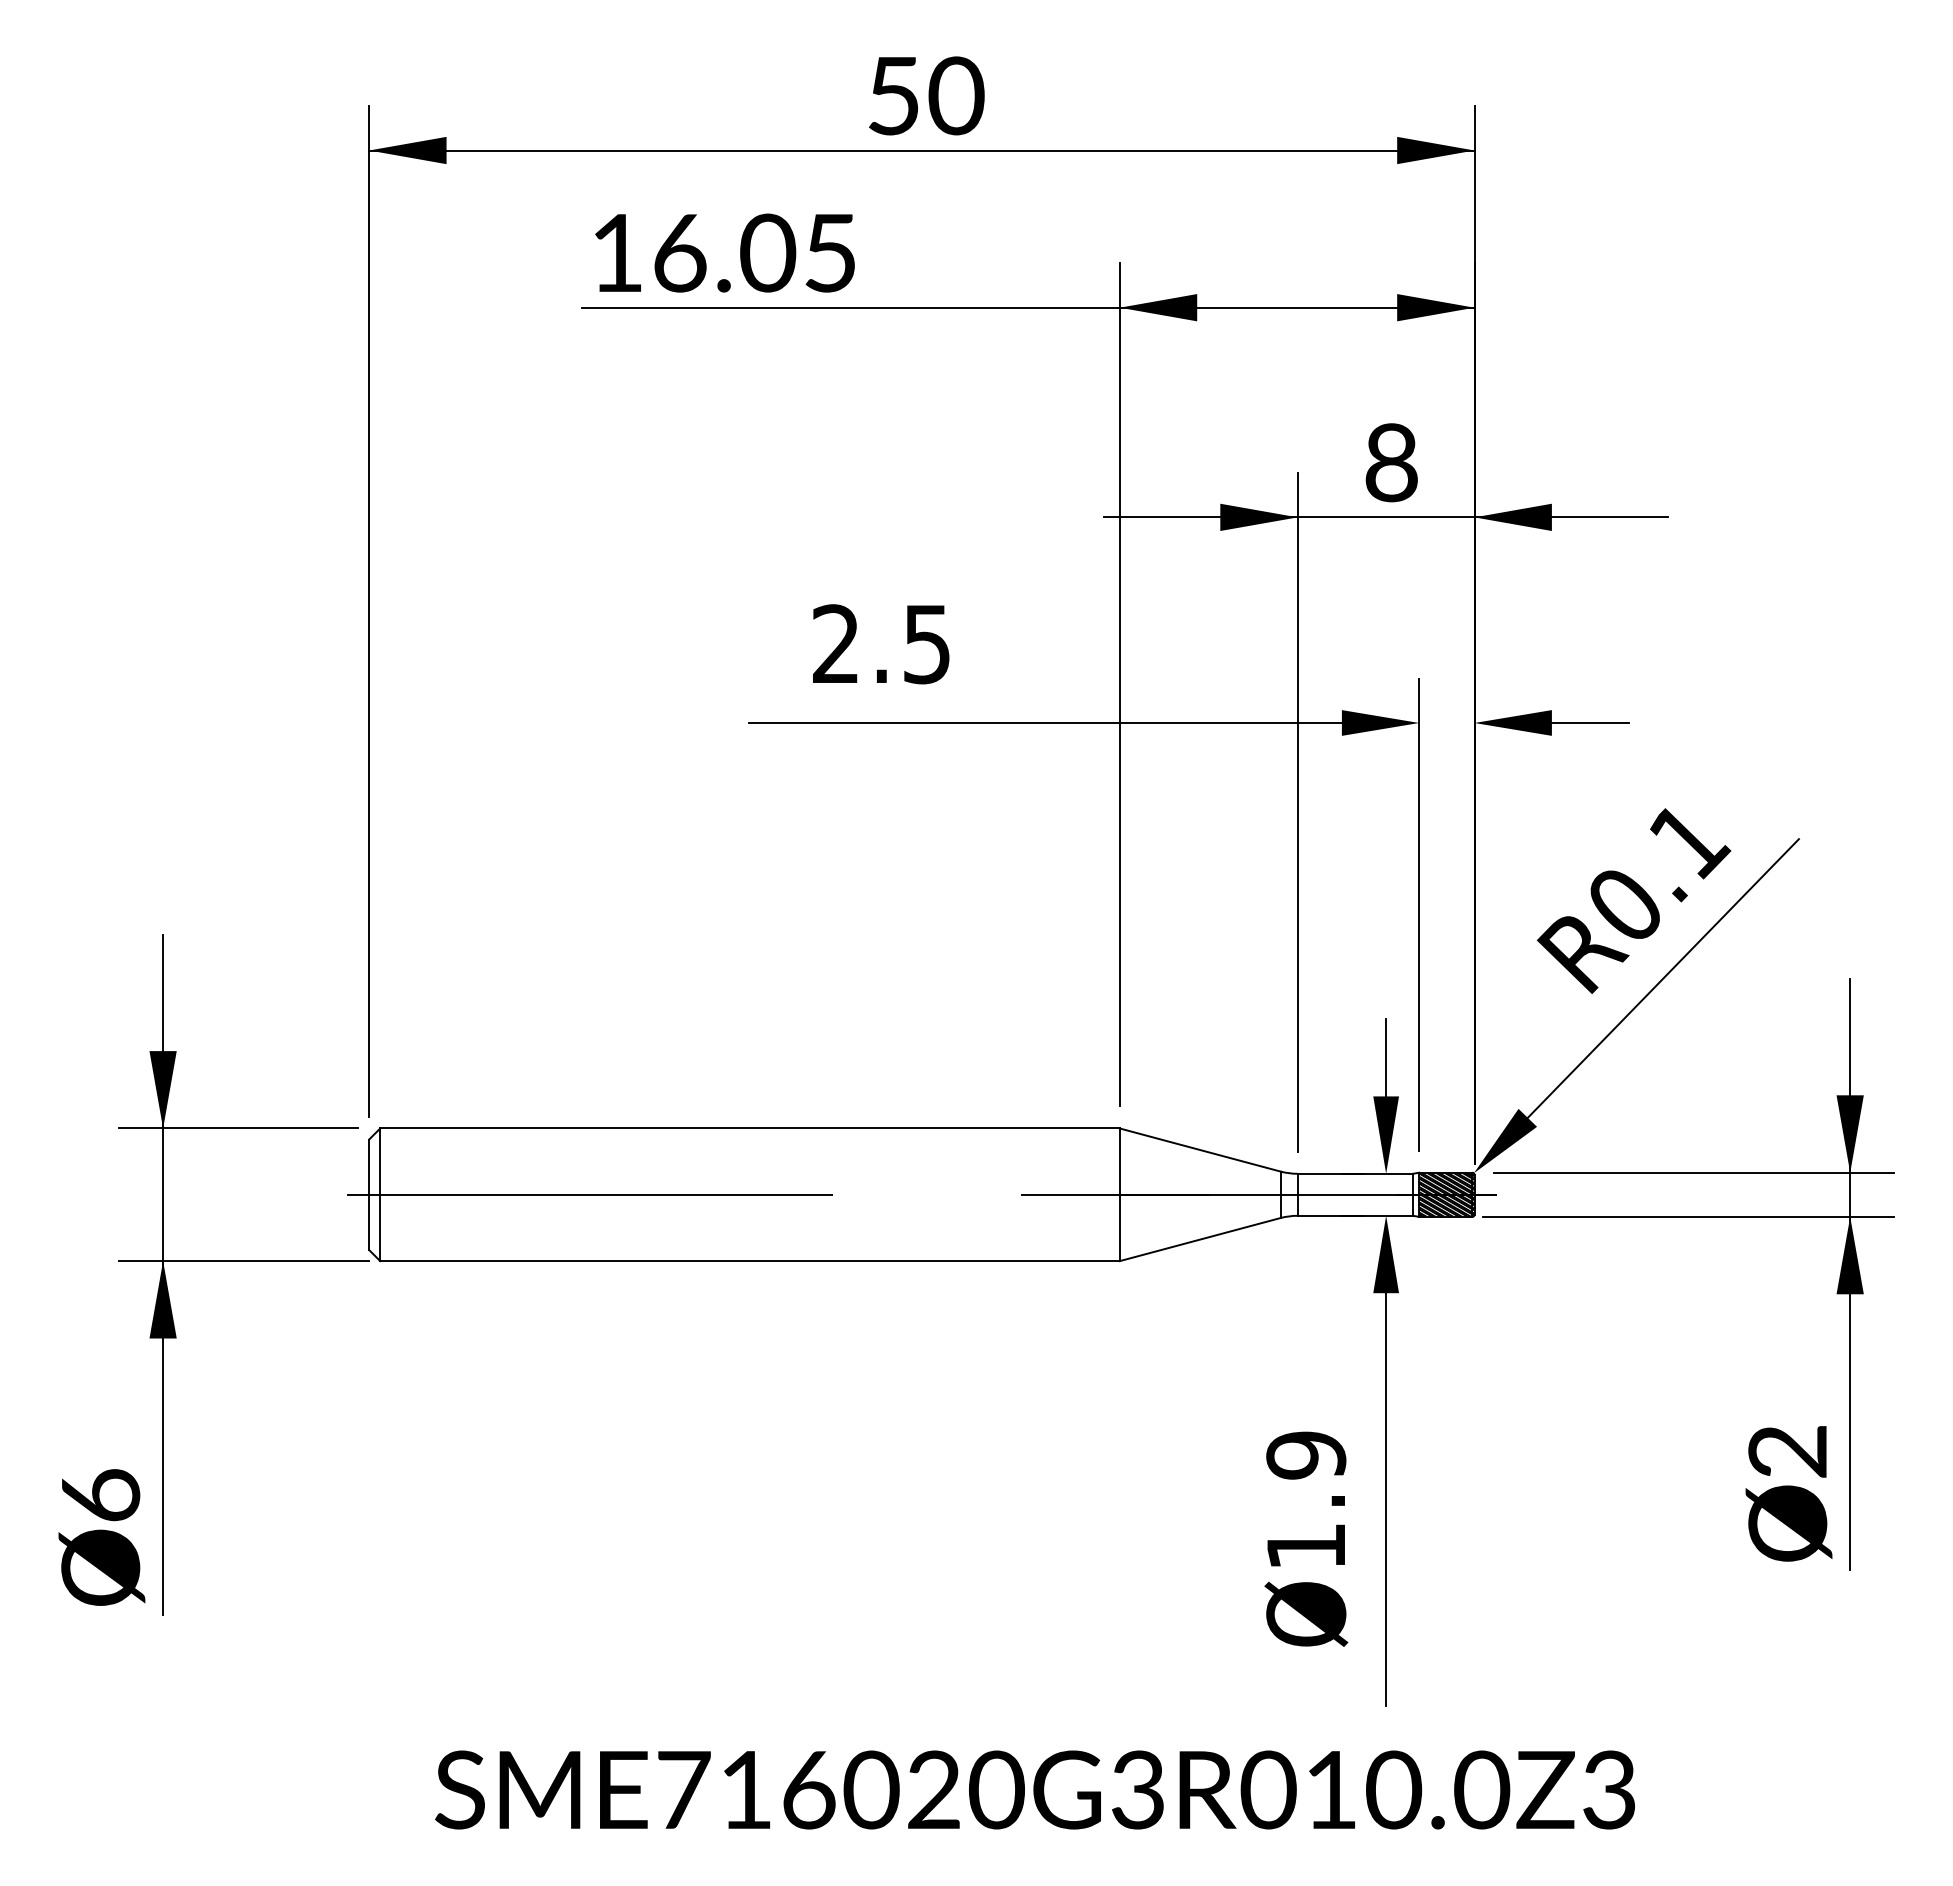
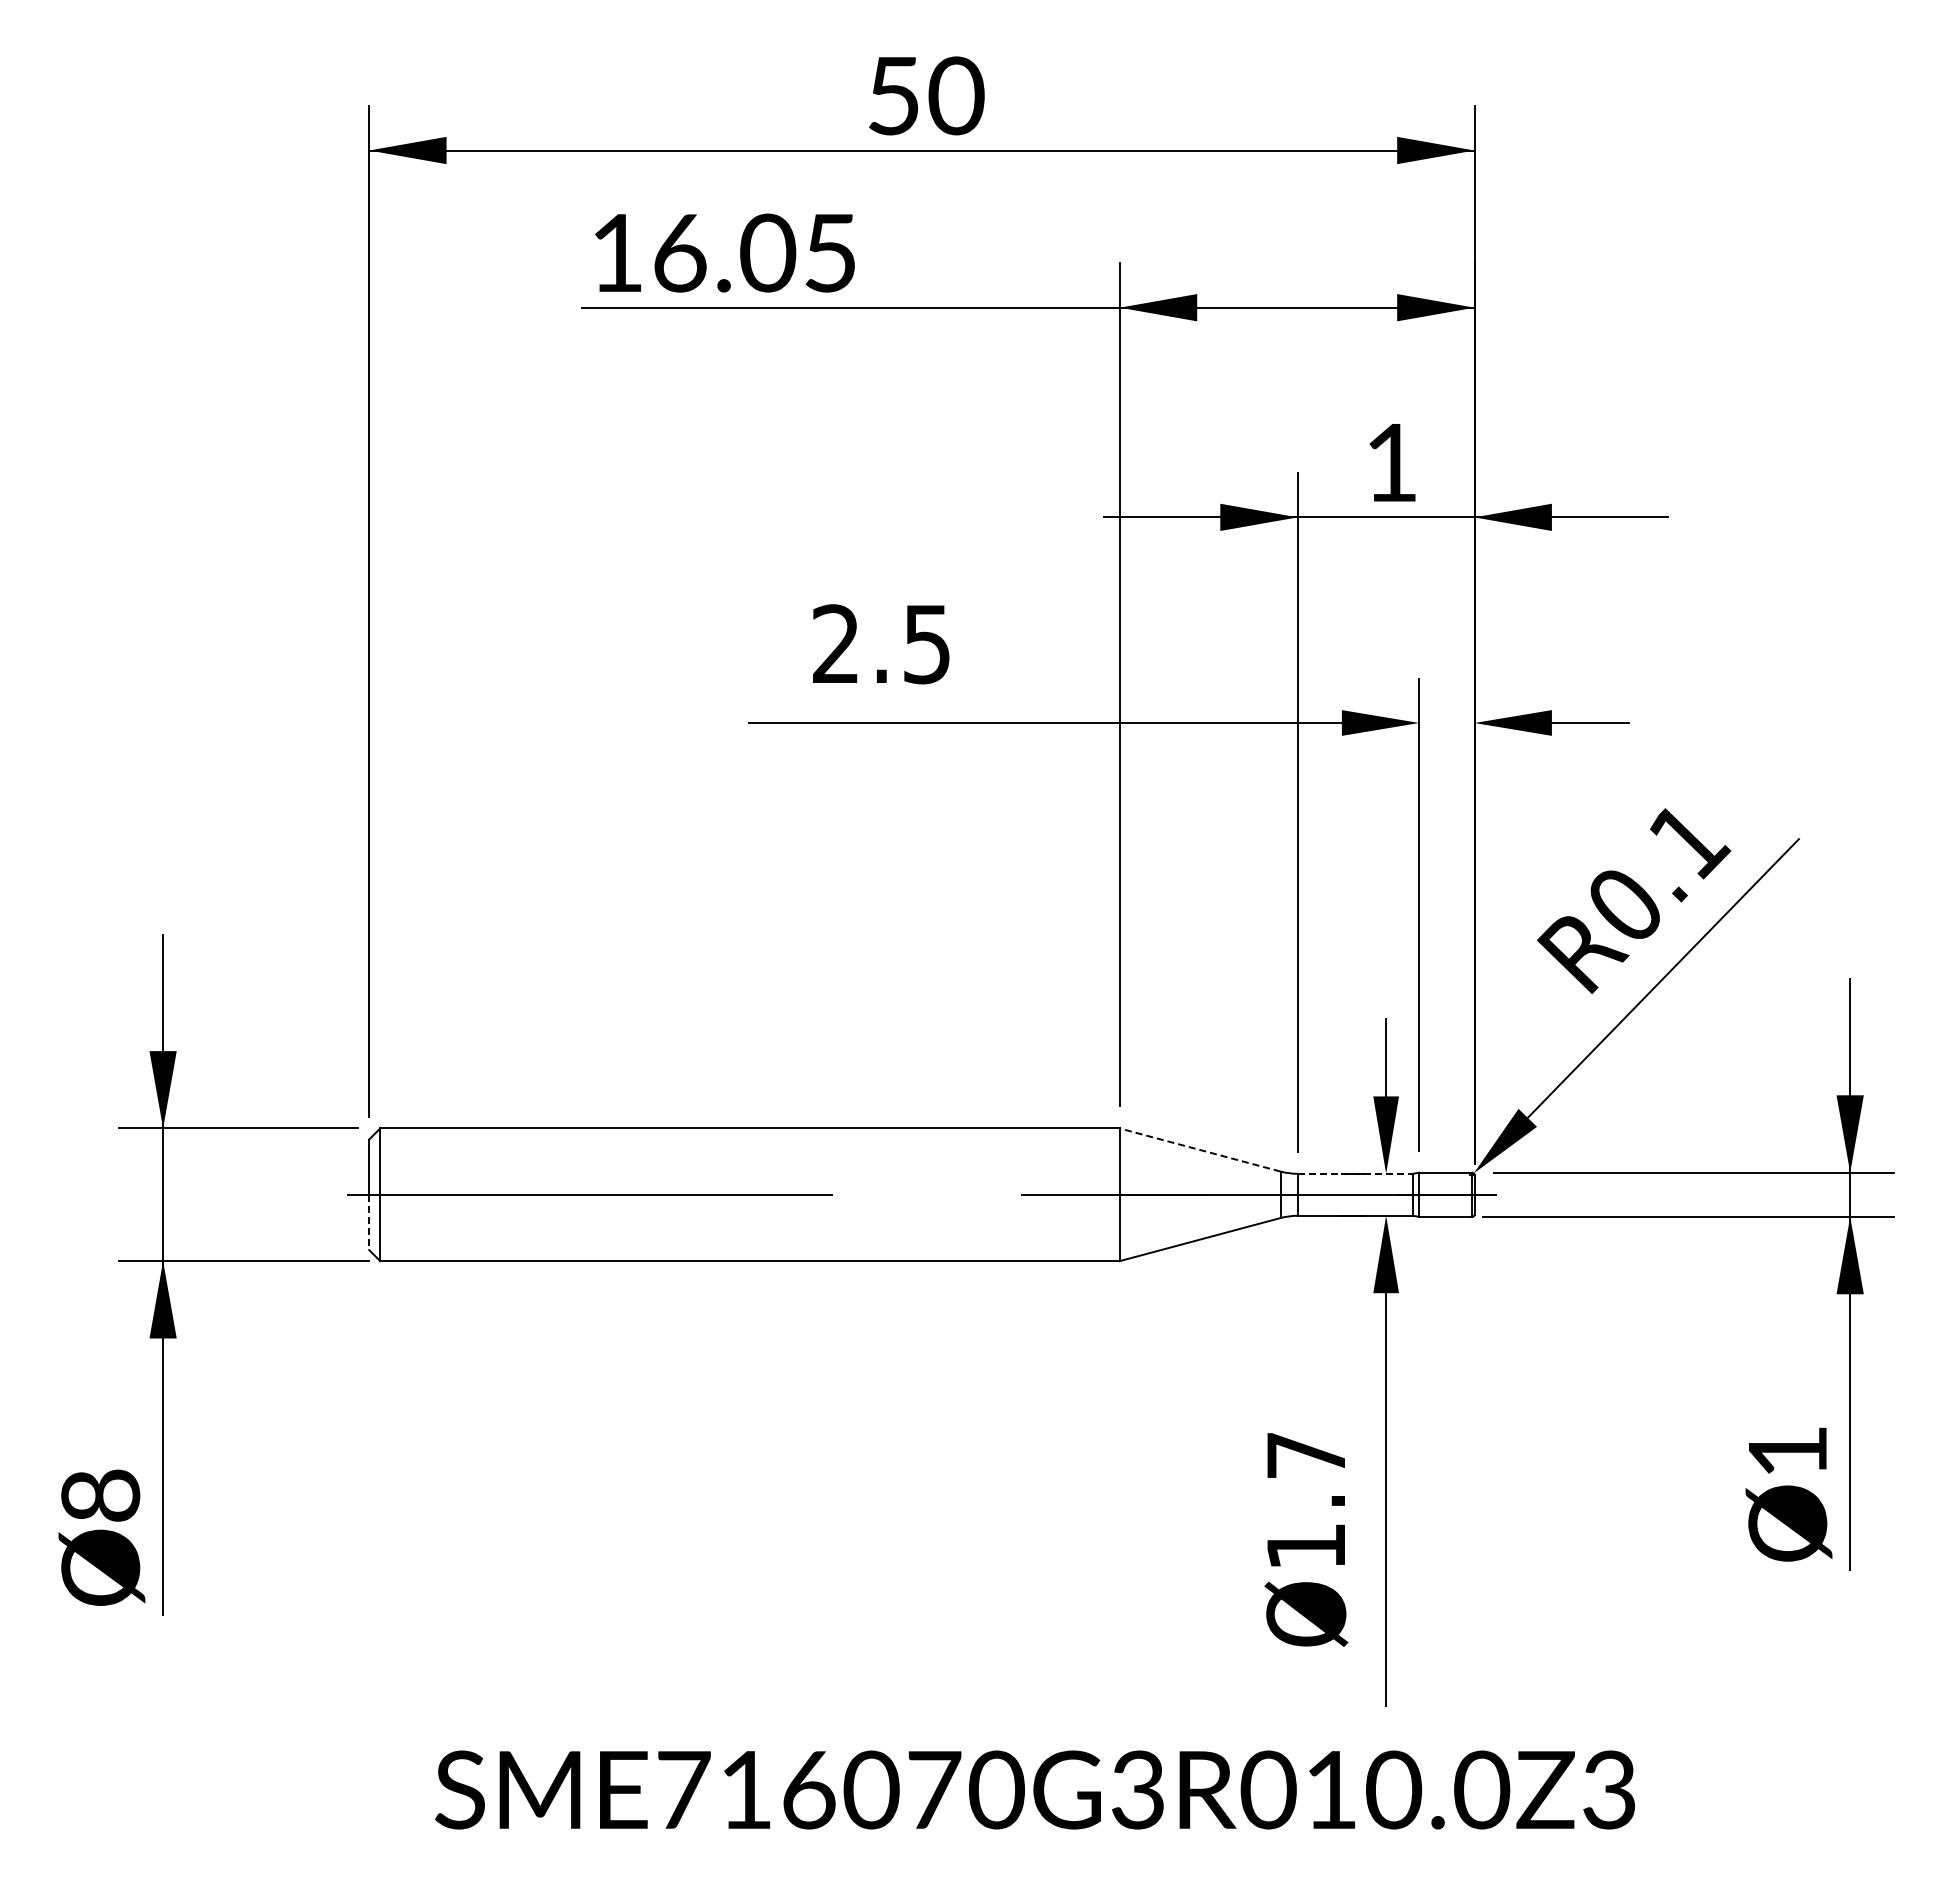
text: 8 -> 1 (1391, 462)
line: solid -> dashed (1199, 1149)
line: solid -> dashed (1355, 1173)
hatch: present -> none (1446, 1194)
line: solid -> dashed (369, 1222)
text: 2 -> 1 (1787, 1451)
text: Ø1.9 -> Ø1.7 (1306, 1455)
text: 6 -> 8 (100, 1495)
text: SME716020G3R010.0Z3 -> SME716070G3R010.0Z3 (934, 1789)
